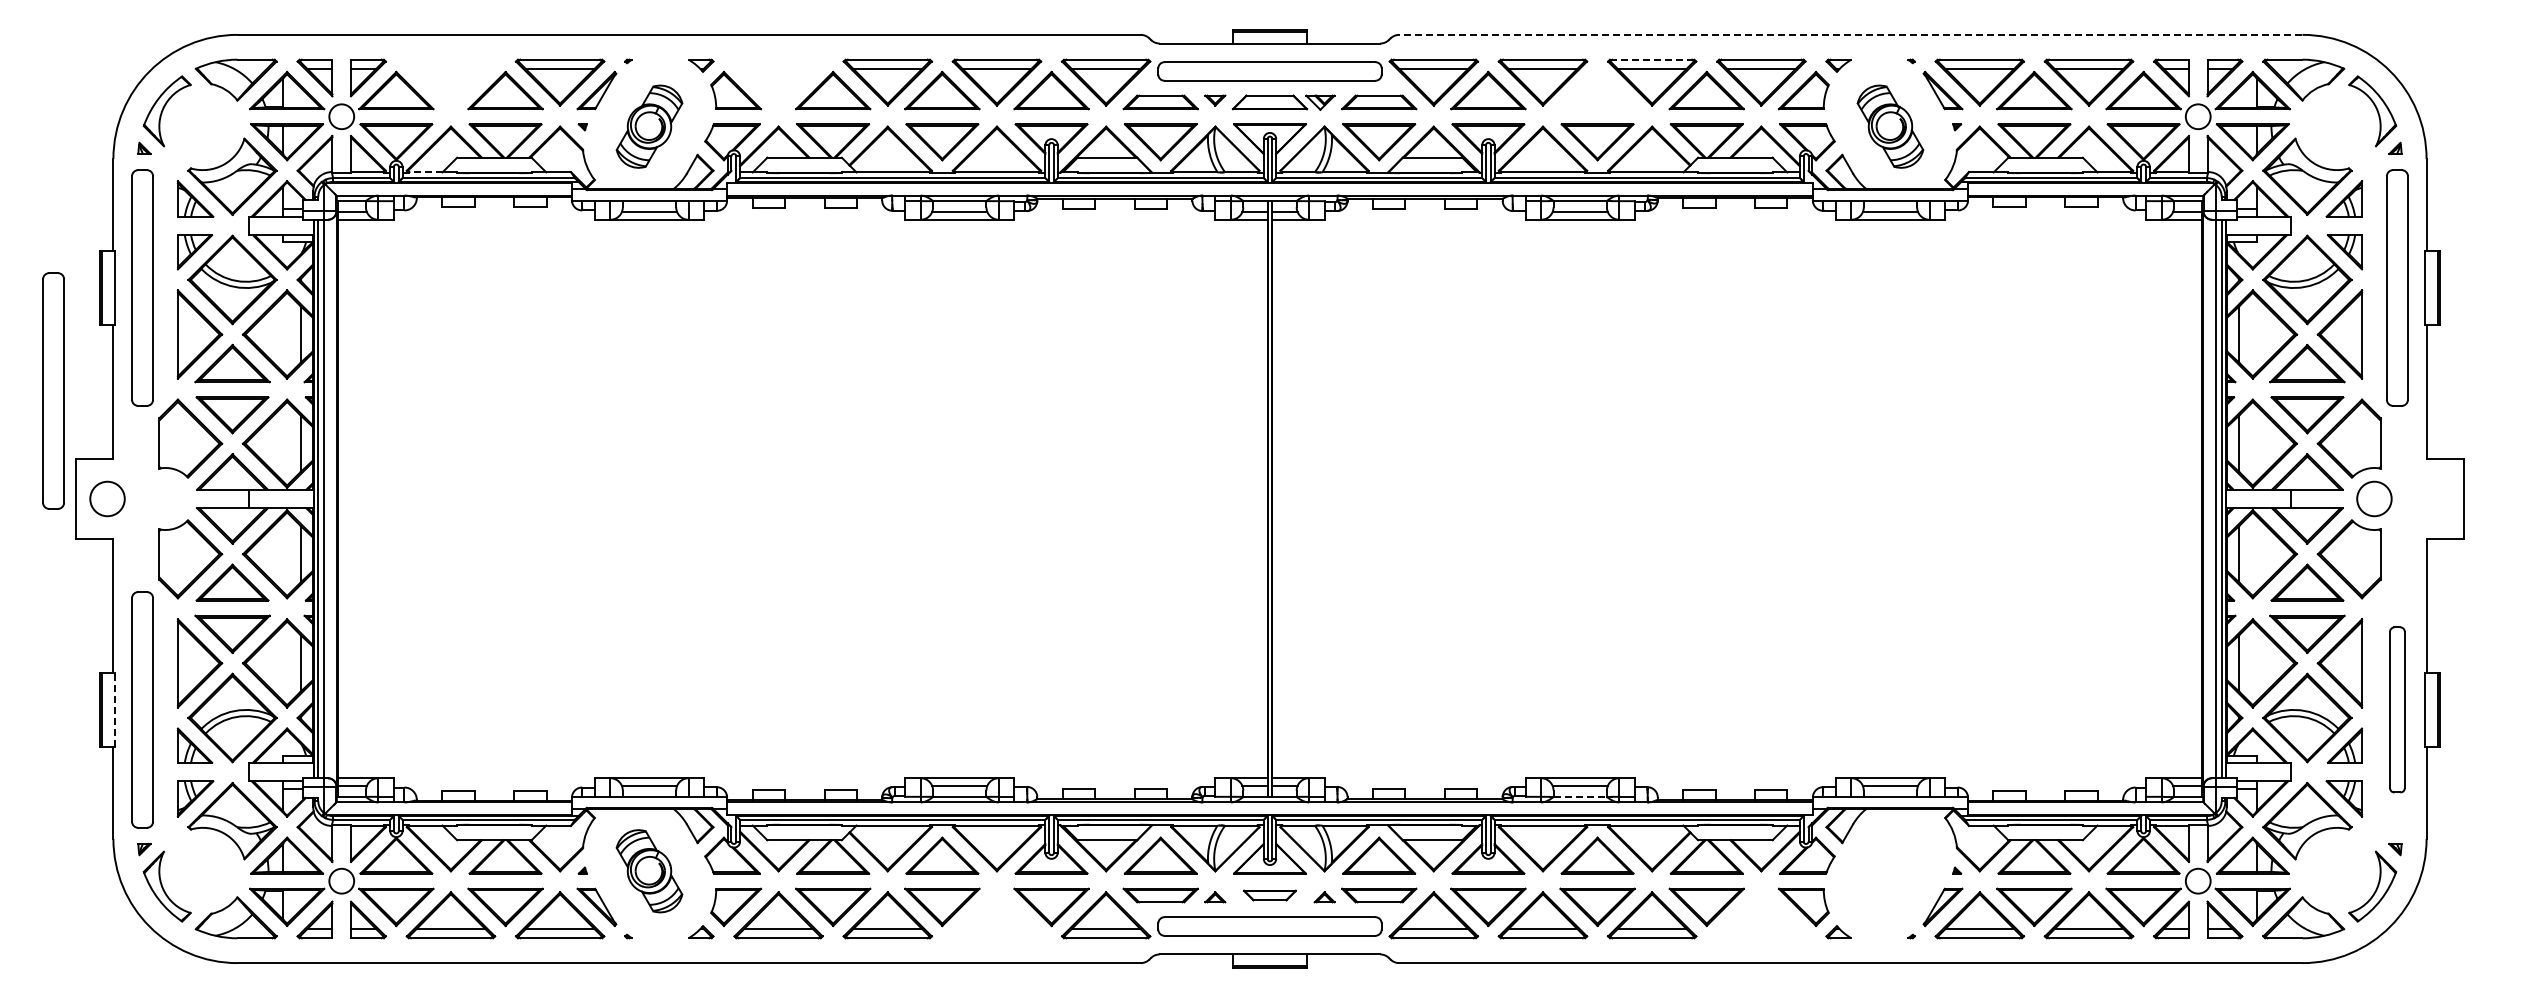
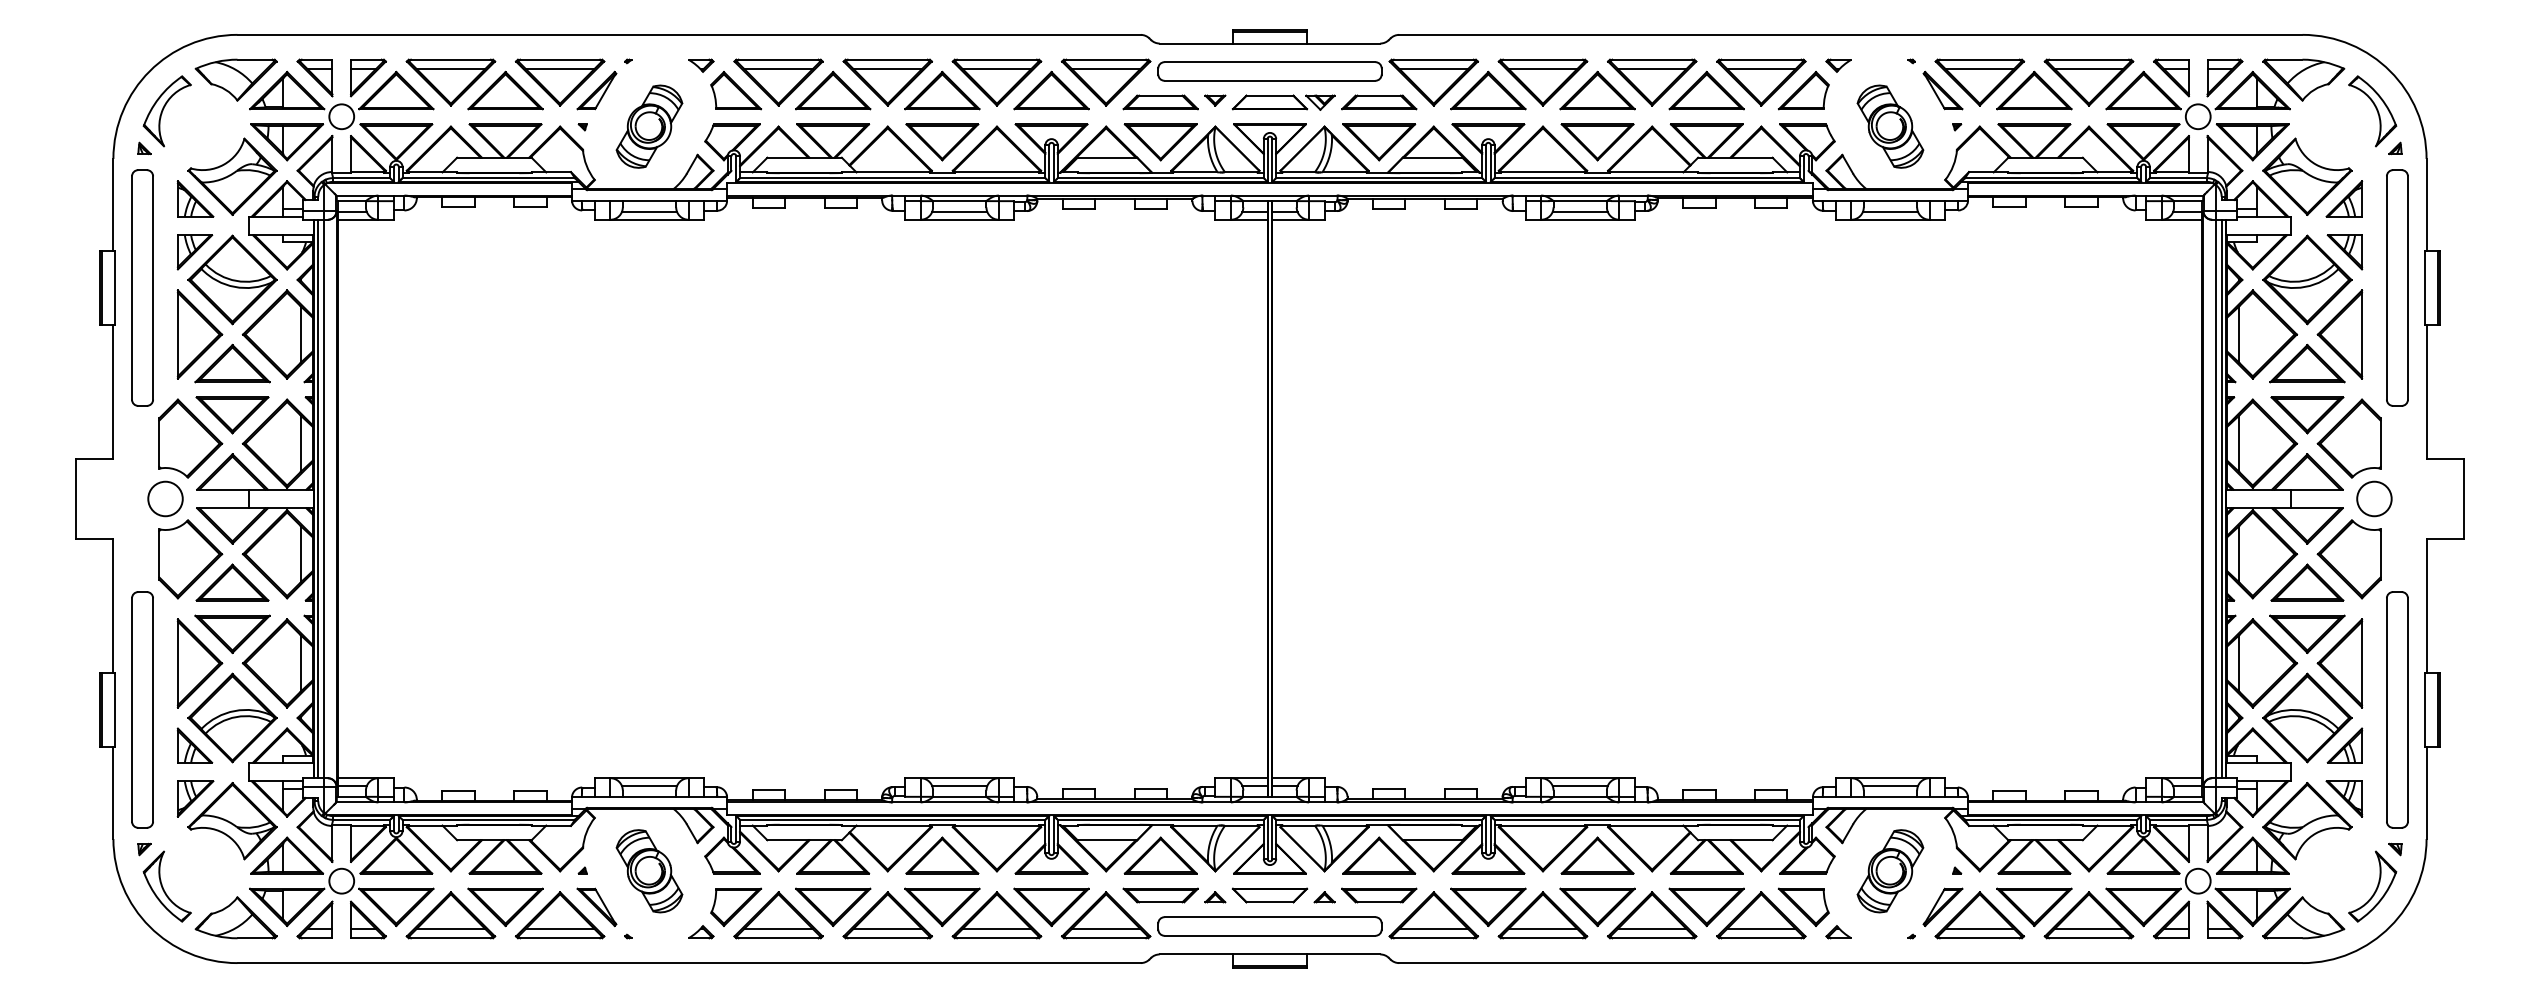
line: dashed -> solid (1850, 34)
line: dashed -> solid (1652, 59)
part: none -> present (450, 82)
part: none -> present (778, 82)
part: none -> present (1597, 90)
line: dashed -> solid (426, 172)
part: present -> none (53, 390)
circle position: (107, 498) -> (165, 498) (165, 498)
line: dashed -> solid (115, 709)
part size: 17x168 px -> 23x238 px (2397, 709)
line: dashed -> solid (1580, 796)
part: none -> present (1890, 871)
part size: 54x13 px -> 78x17 px (1269, 895)
part: none -> present (996, 915)
part: none -> present (1761, 915)
